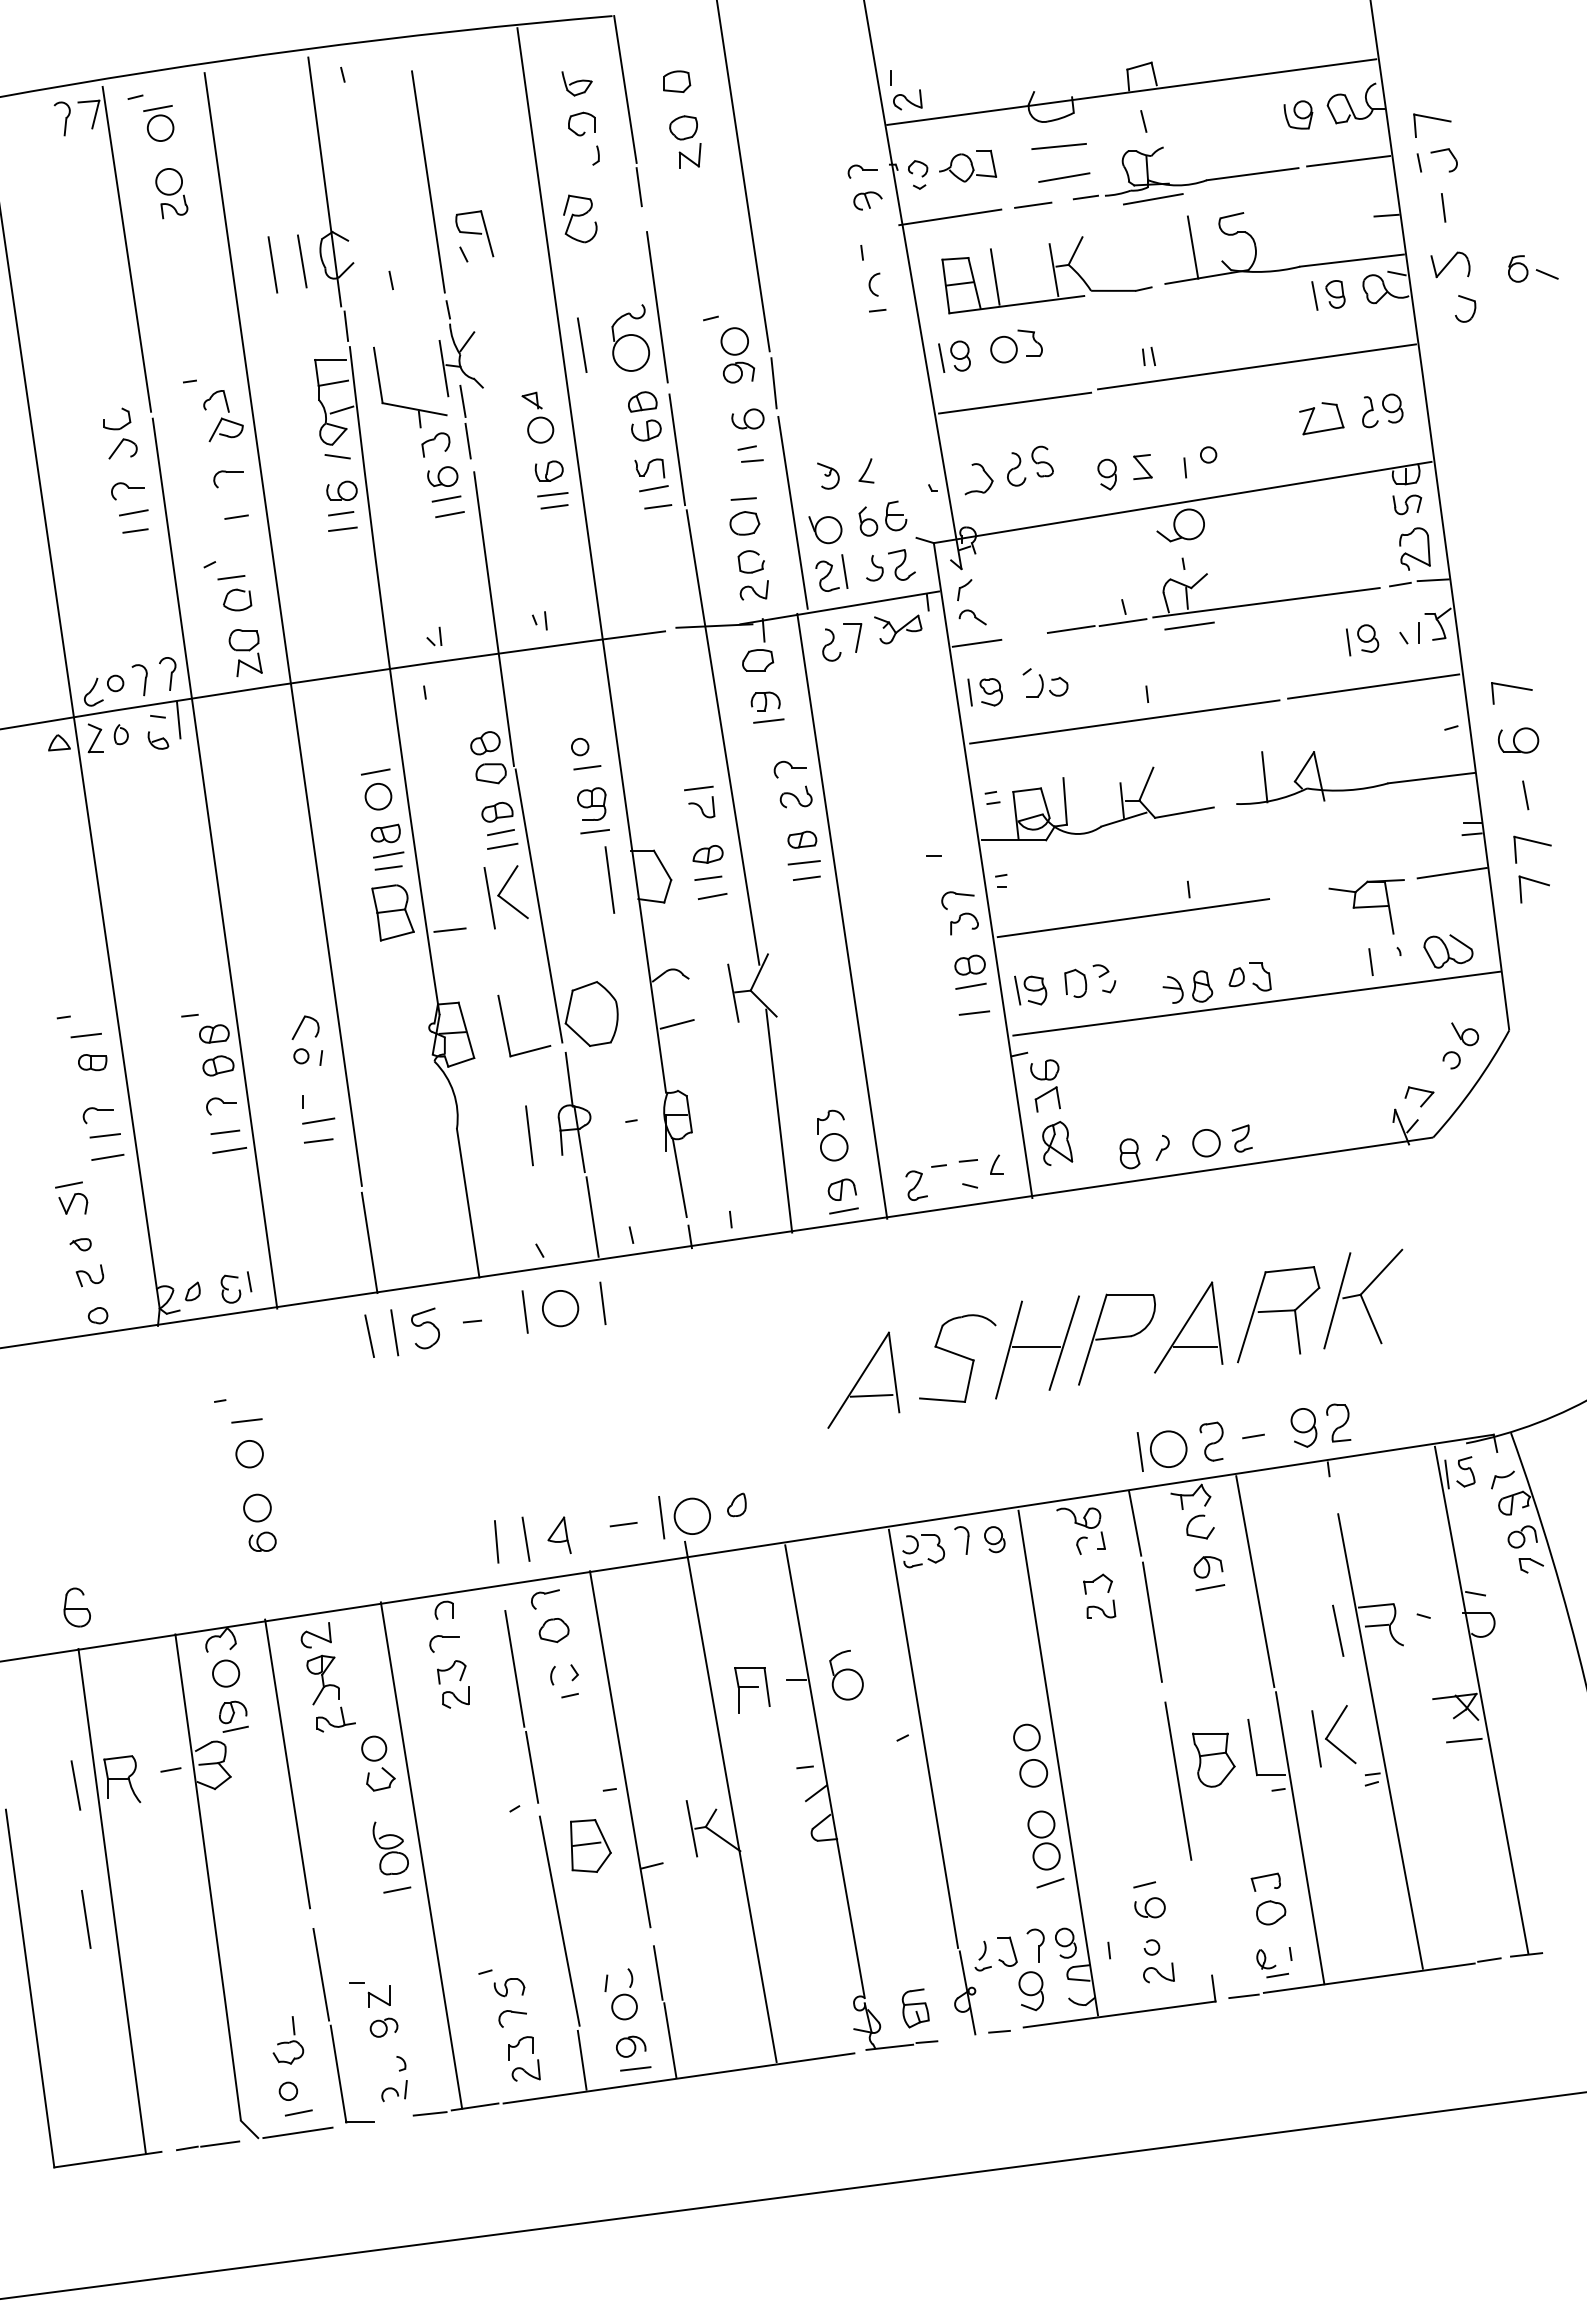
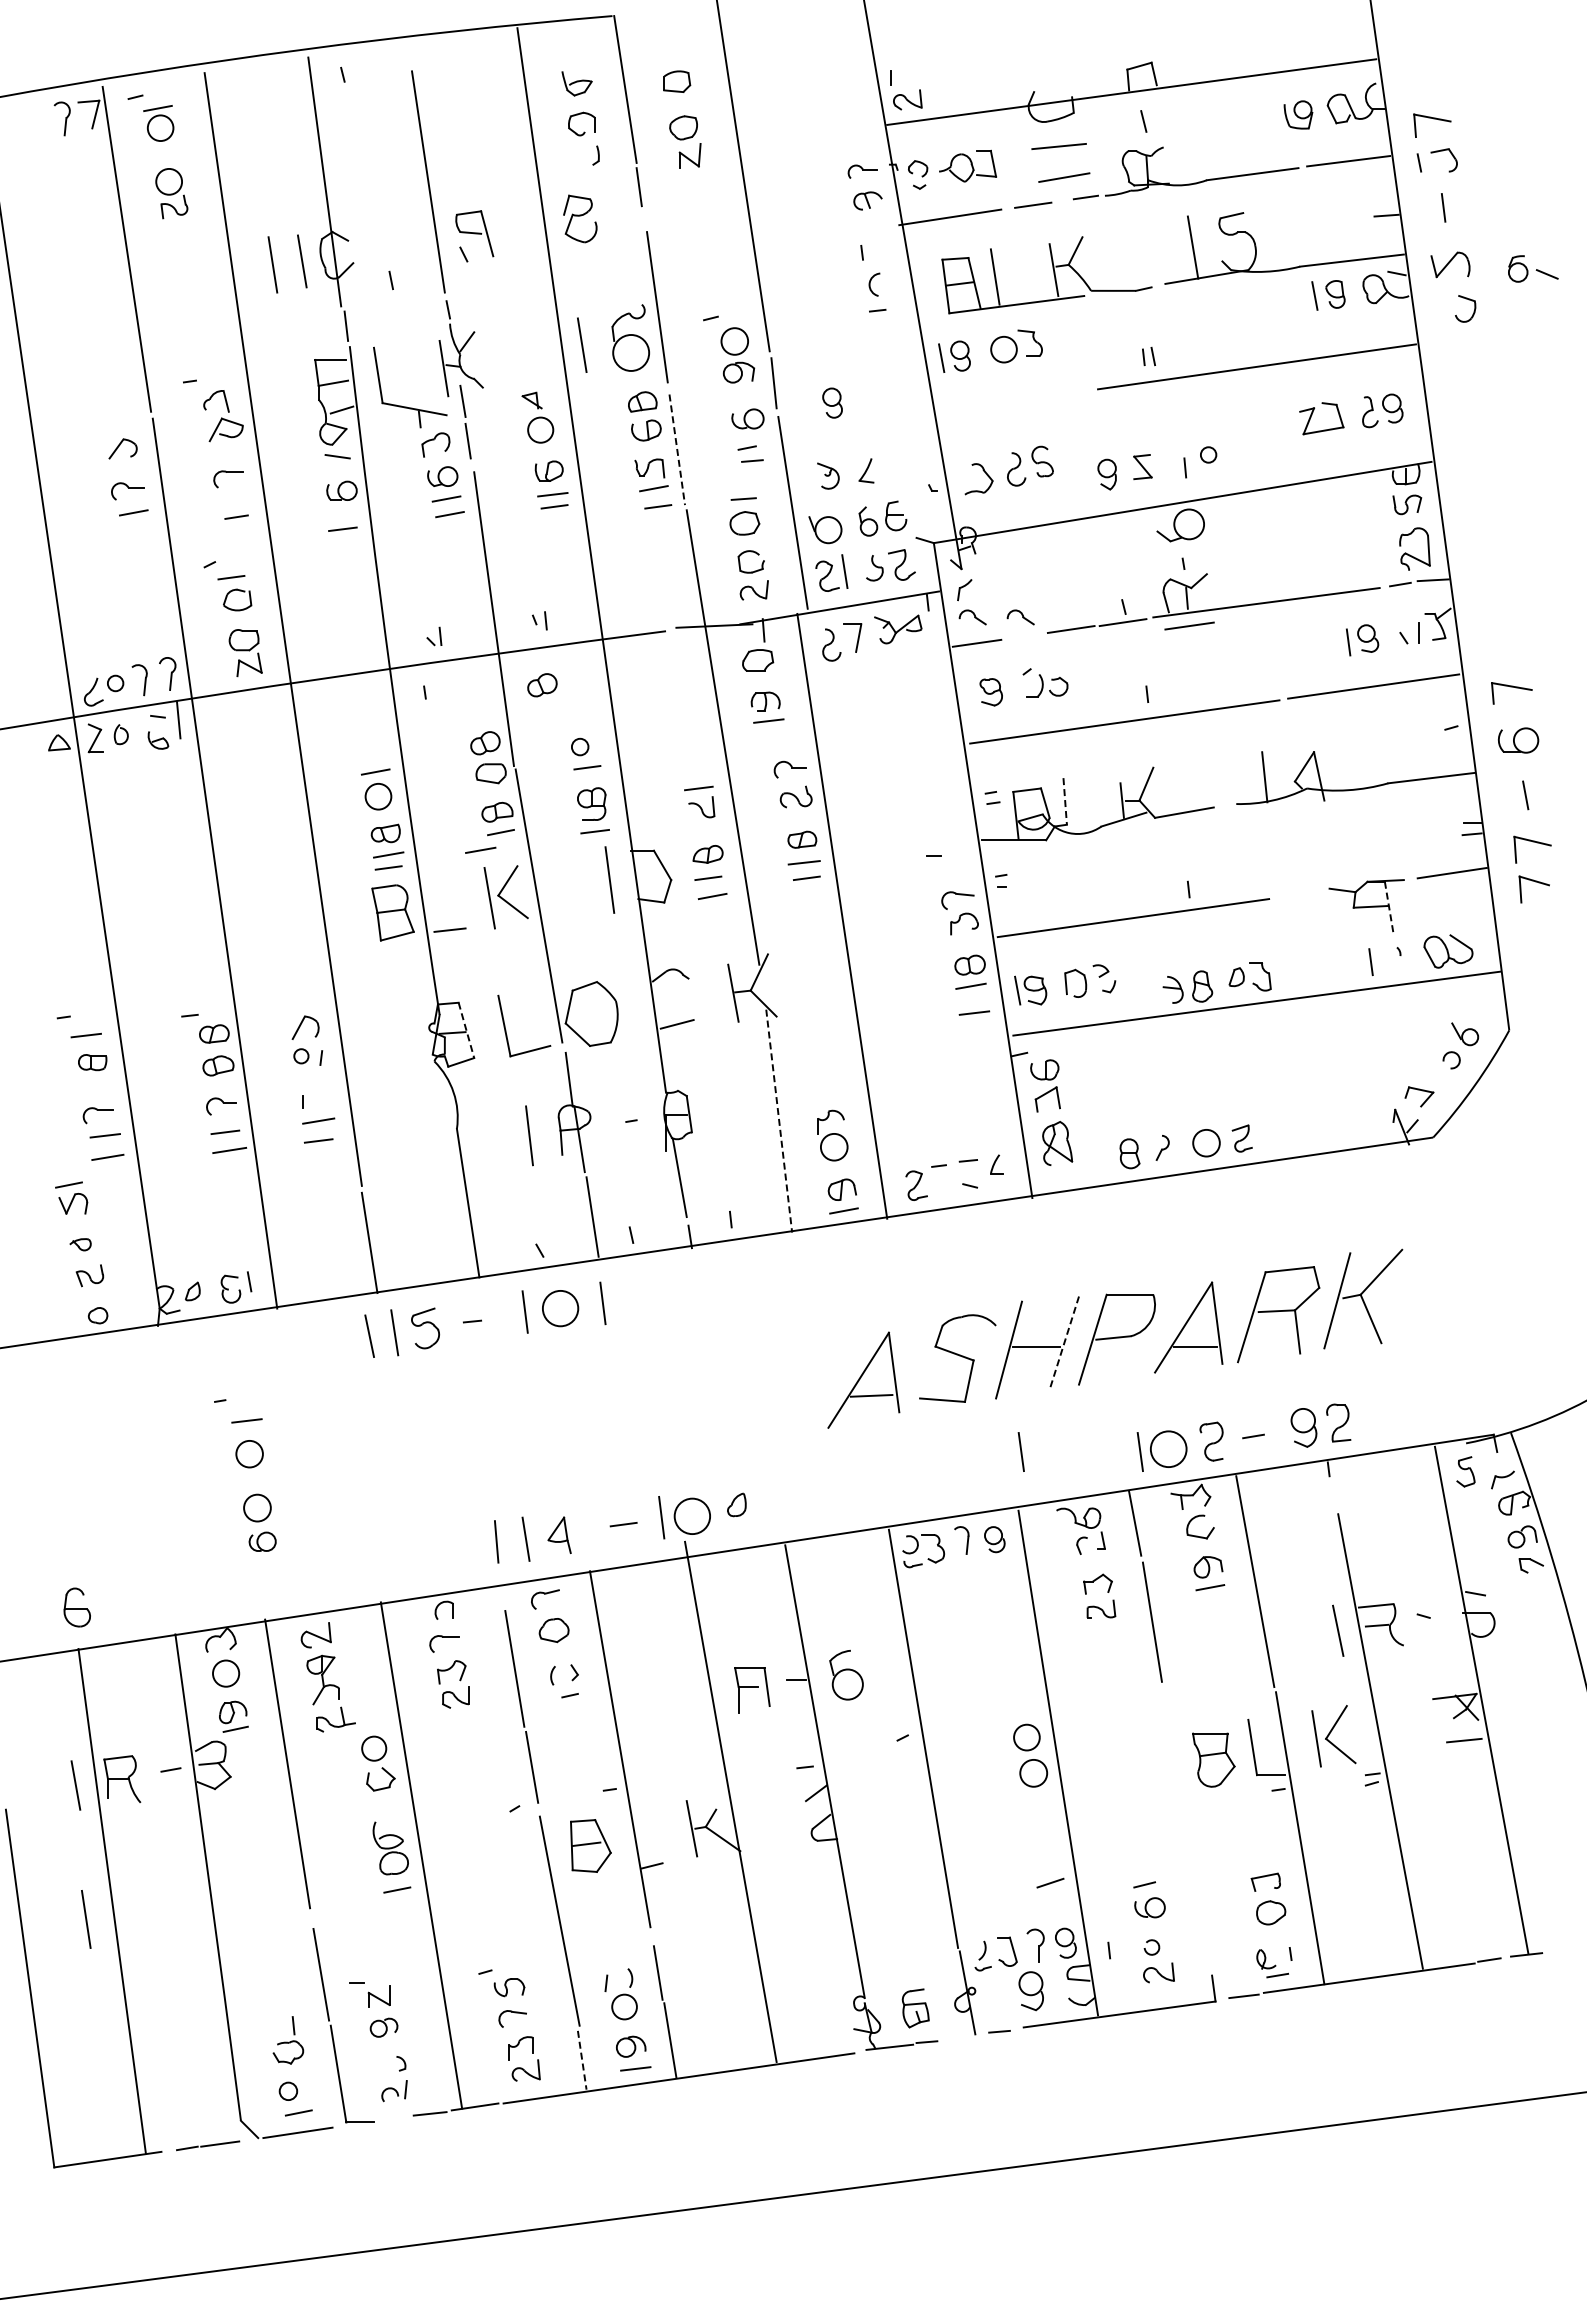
line: present -> none (1152, 199)
part: none -> present (832, 402)
line: present -> none (1015, 402)
part: present -> none (121, 426)
line: solid -> dashed (677, 449)
line: present -> none (341, 513)
line: present -> none (135, 530)
part: none -> present (1020, 617)
part: none -> present (542, 685)
line: present -> none (969, 692)
line: solid -> dashed (1065, 801)
line position: (502, 845) -> (480, 849) (480, 849)
line: solid -> dashed (1389, 908)
line: solid -> dashed (466, 1030)
line: solid -> dashed (779, 1121)
line: solid -> dashed (1064, 1343)
line: none -> present (1020, 1451)
line: present -> none (1446, 1474)
line: present -> none (1178, 1780)
part: present -> none (1043, 1840)
line: solid -> dashed (582, 2060)
